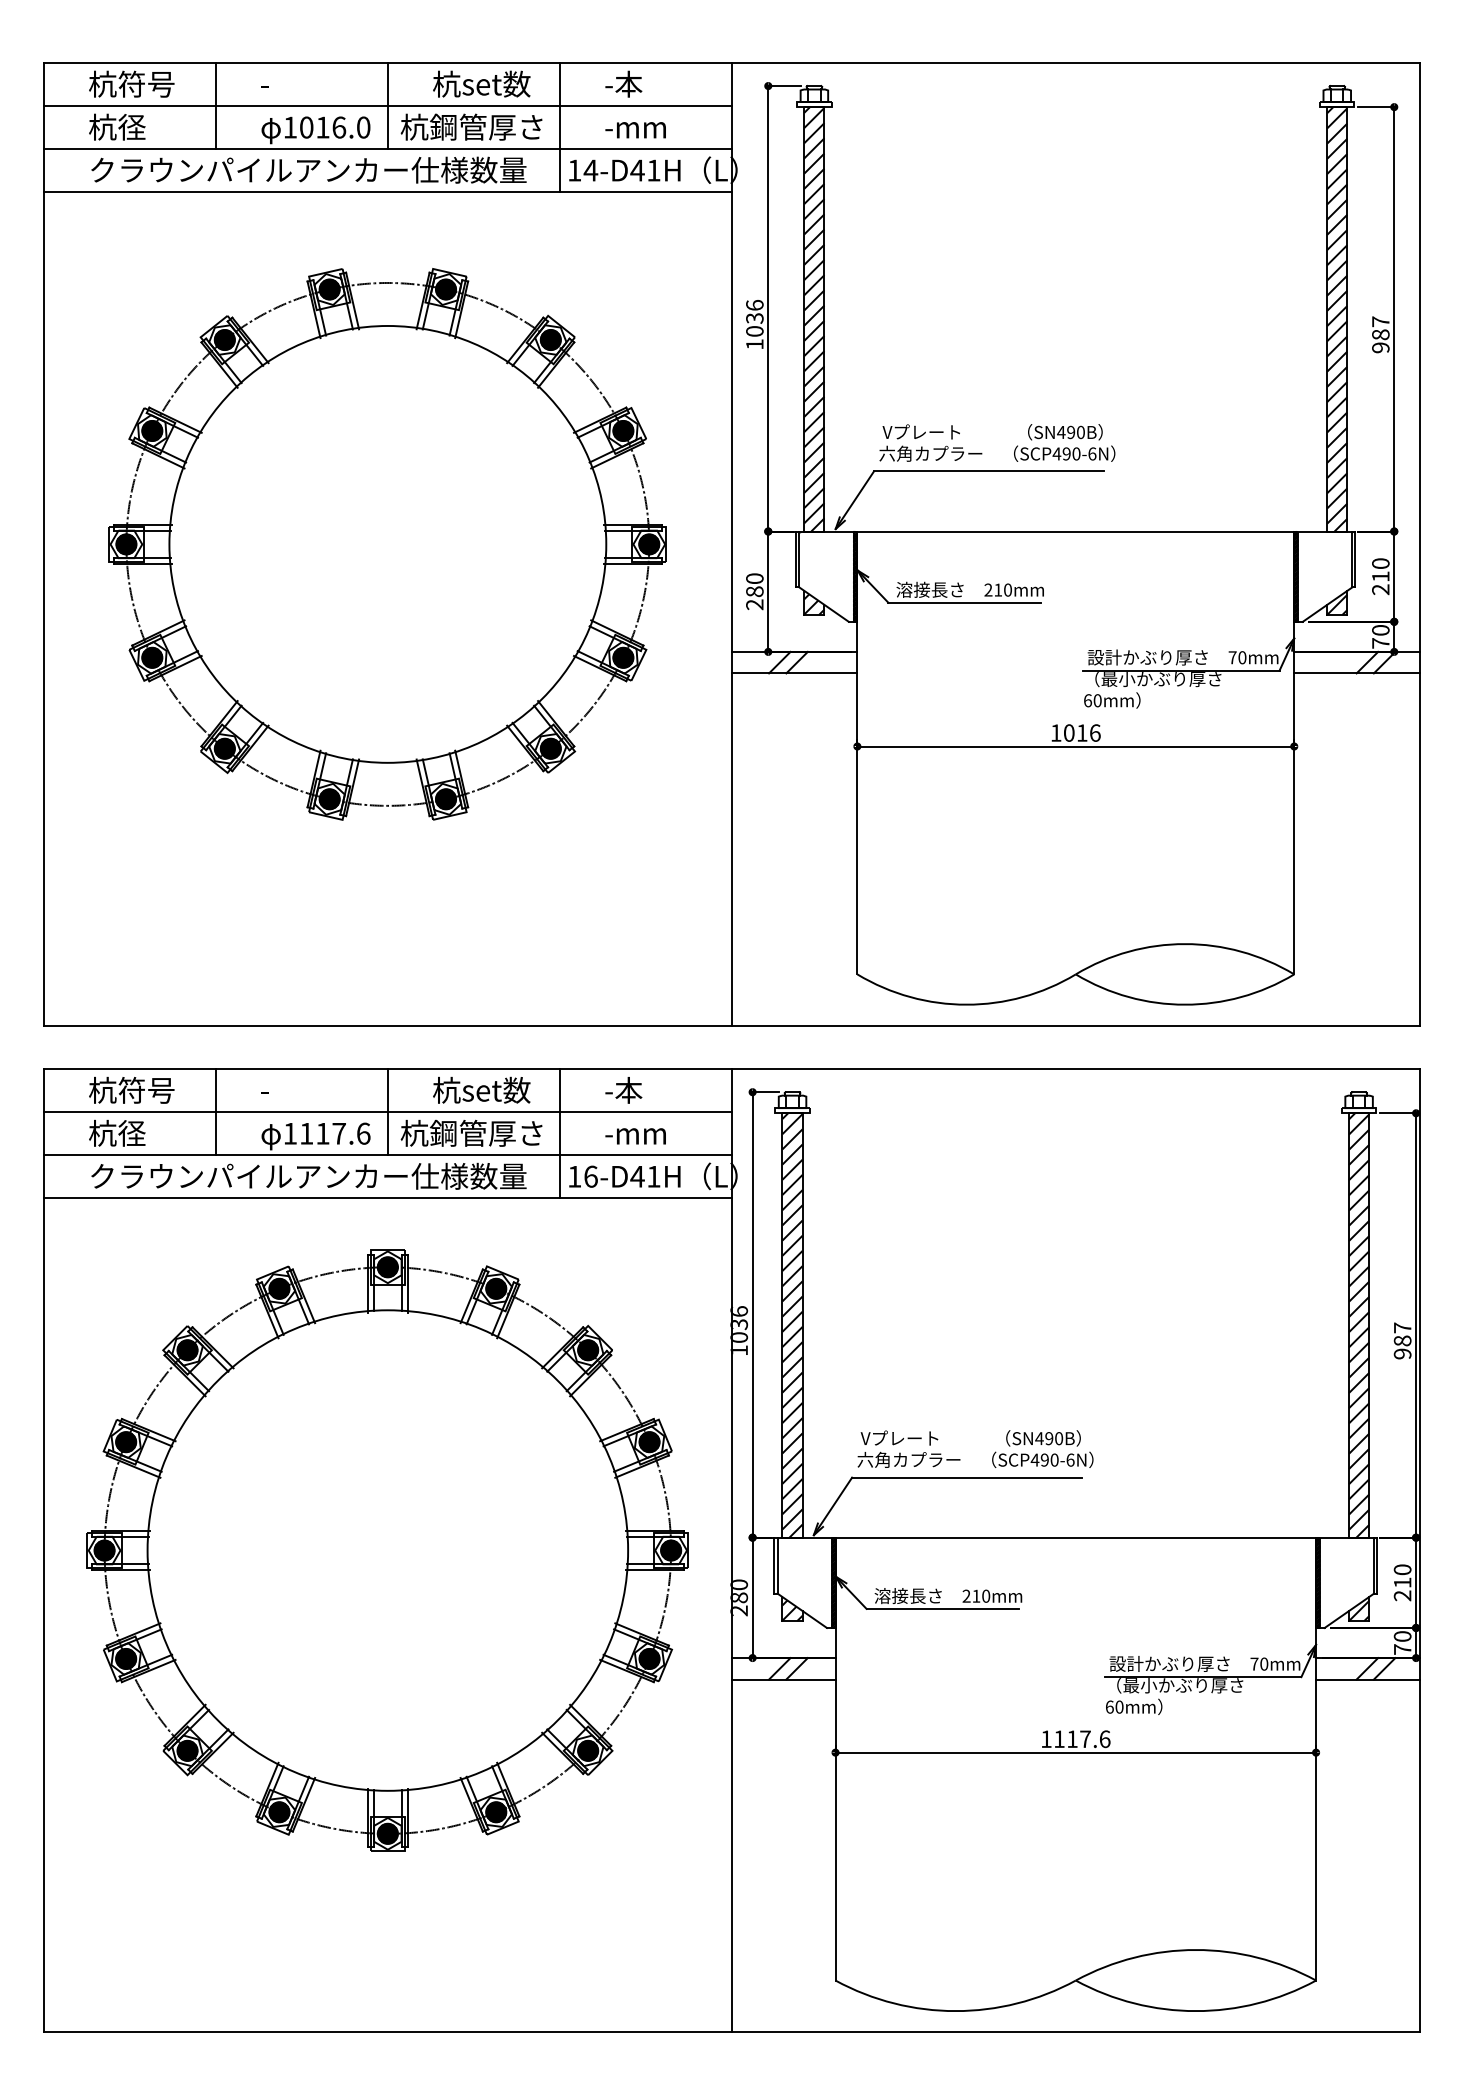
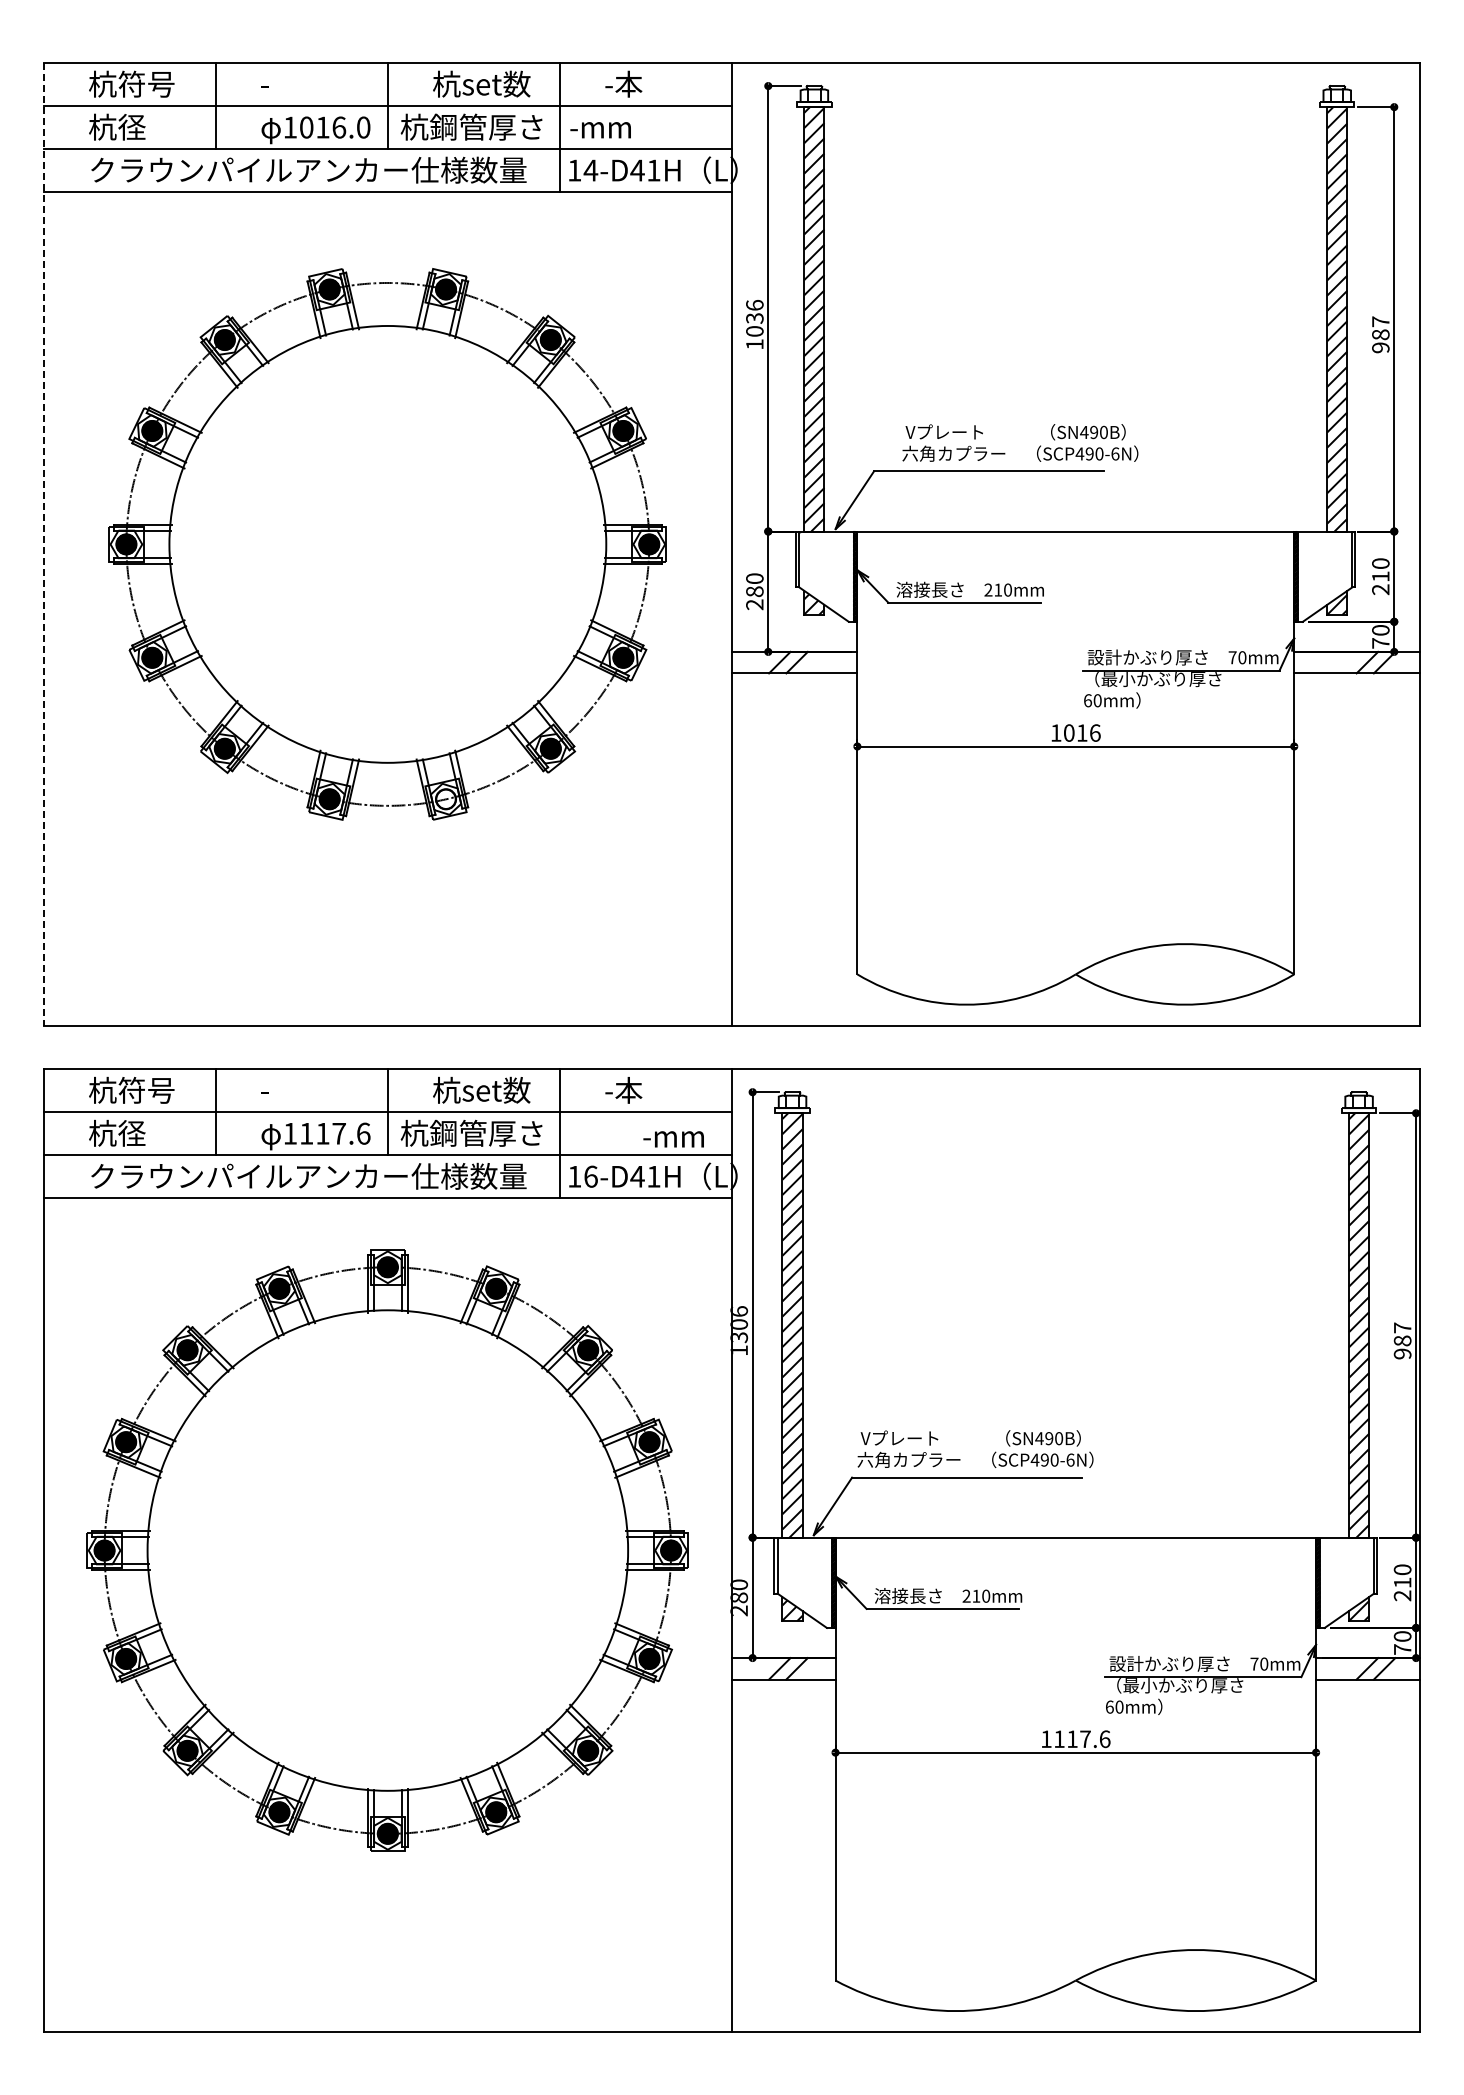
text position: (635, 130) -> (600, 130) (600, 130)
text position: (997, 442) -> (1020, 442) (1020, 442)
line: solid -> dashed (43, 544)
fill: present -> none (445, 799)
text position: (635, 1136) -> (673, 1139) (673, 1139)
text: 1036 -> 1306 (738, 1331)
